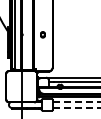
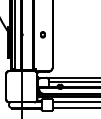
line: dashed -> solid (77, 101)
line: dashed -> solid (77, 108)
